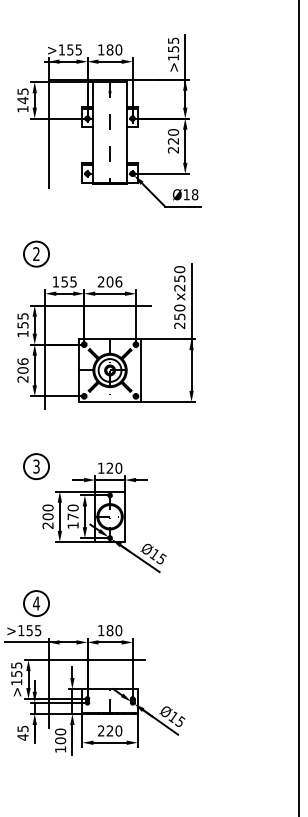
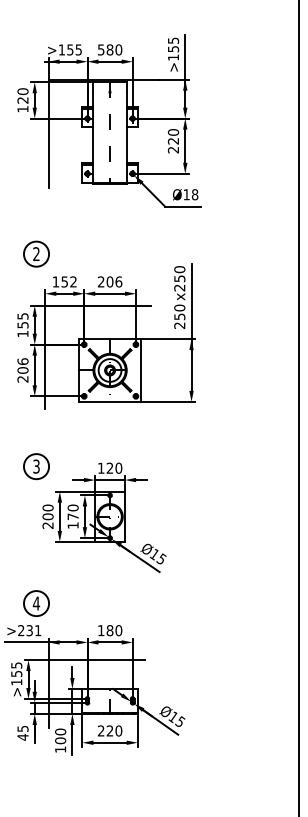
text: 180 -> 580 (101, 49)
text: 145 -> 120 (22, 96)
text: 155 -> 152 (73, 281)
text: >155 -> >231 (29, 630)
